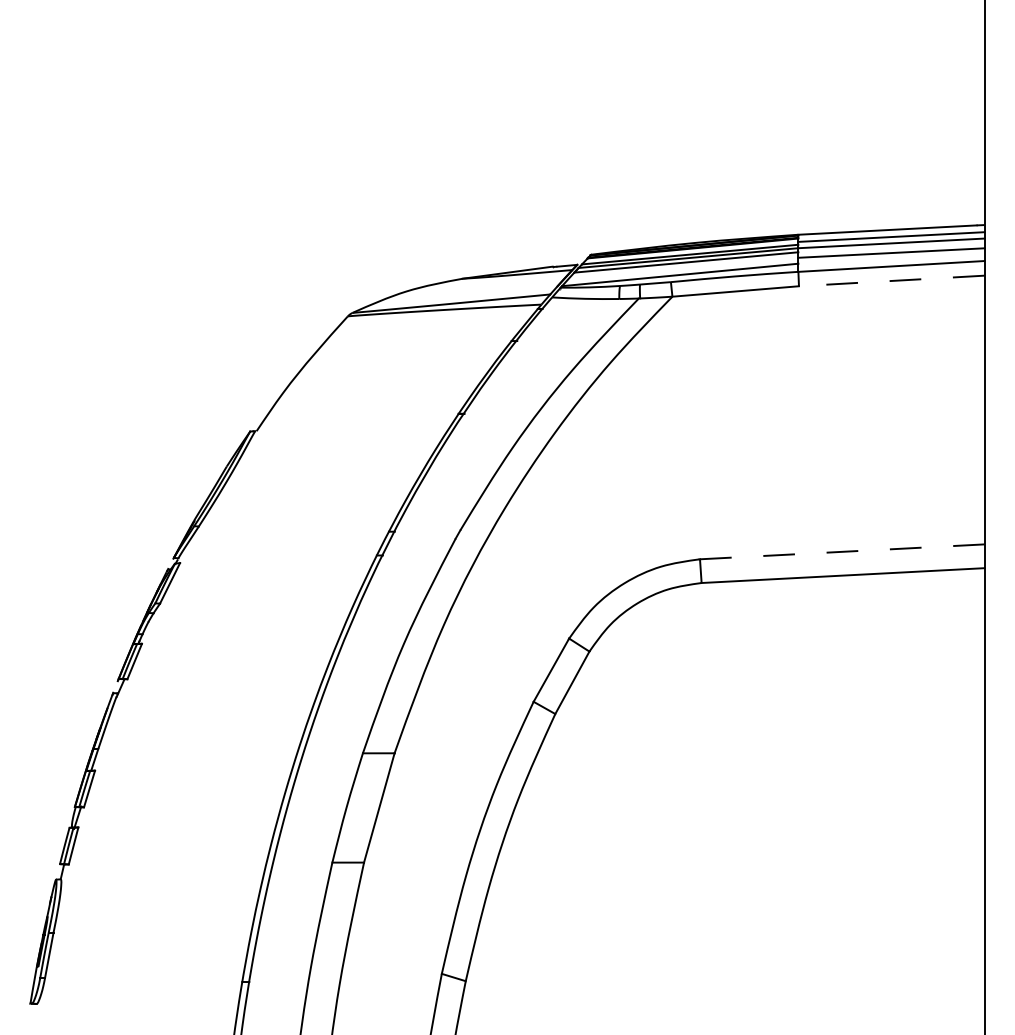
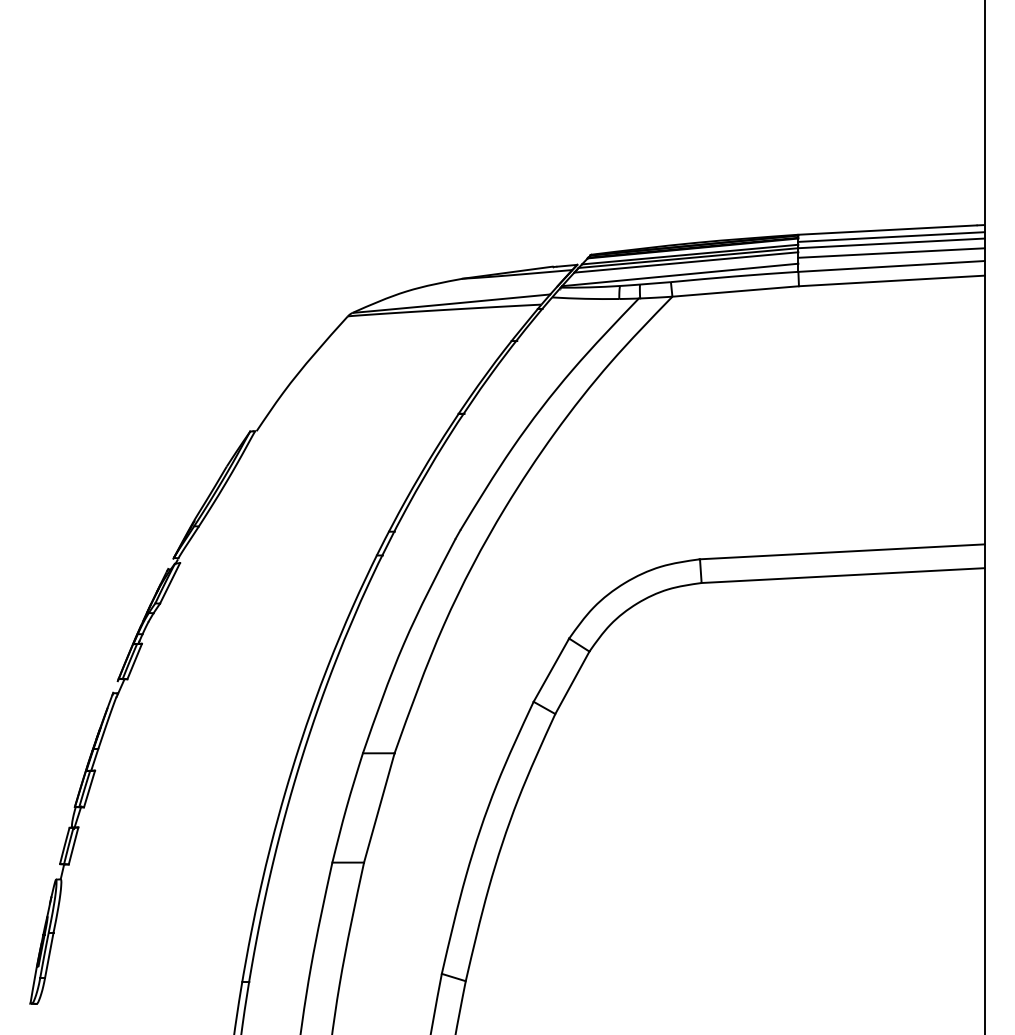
line: dashed -> solid (891, 280)
line: dashed -> solid (842, 551)
